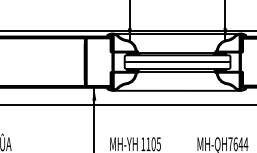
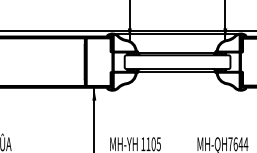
line: present -> none (177, 62)
line: present -> none (176, 90)
line: present -> none (127, 104)
